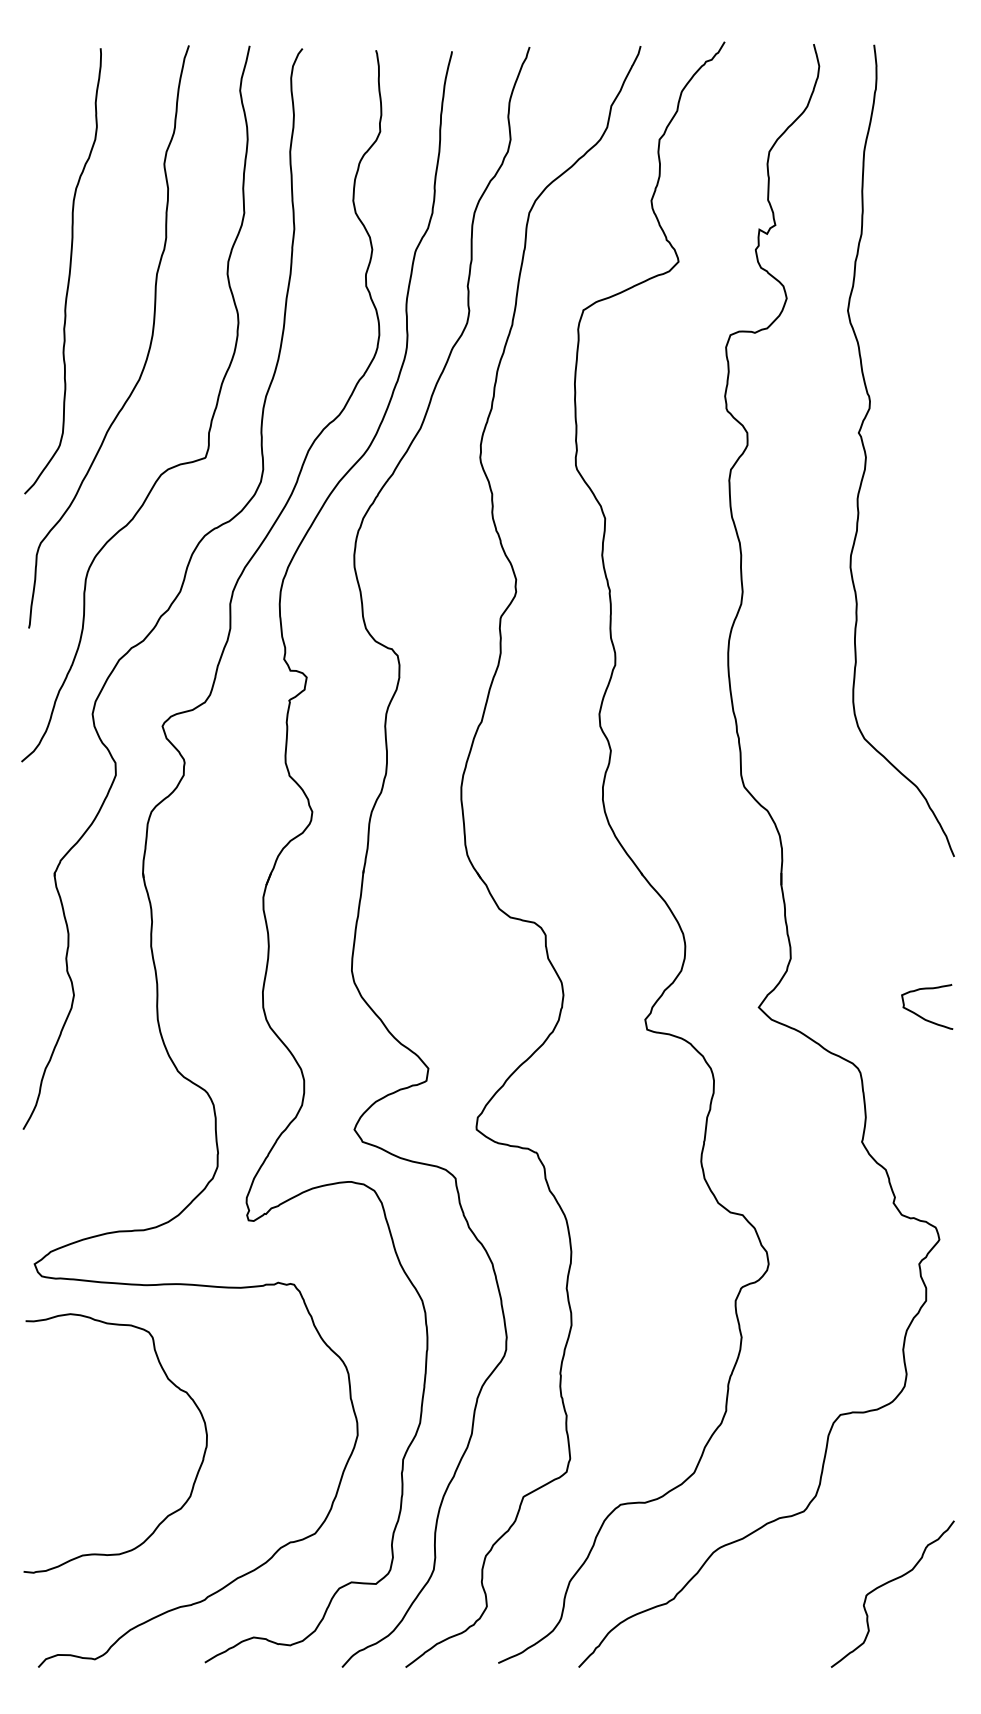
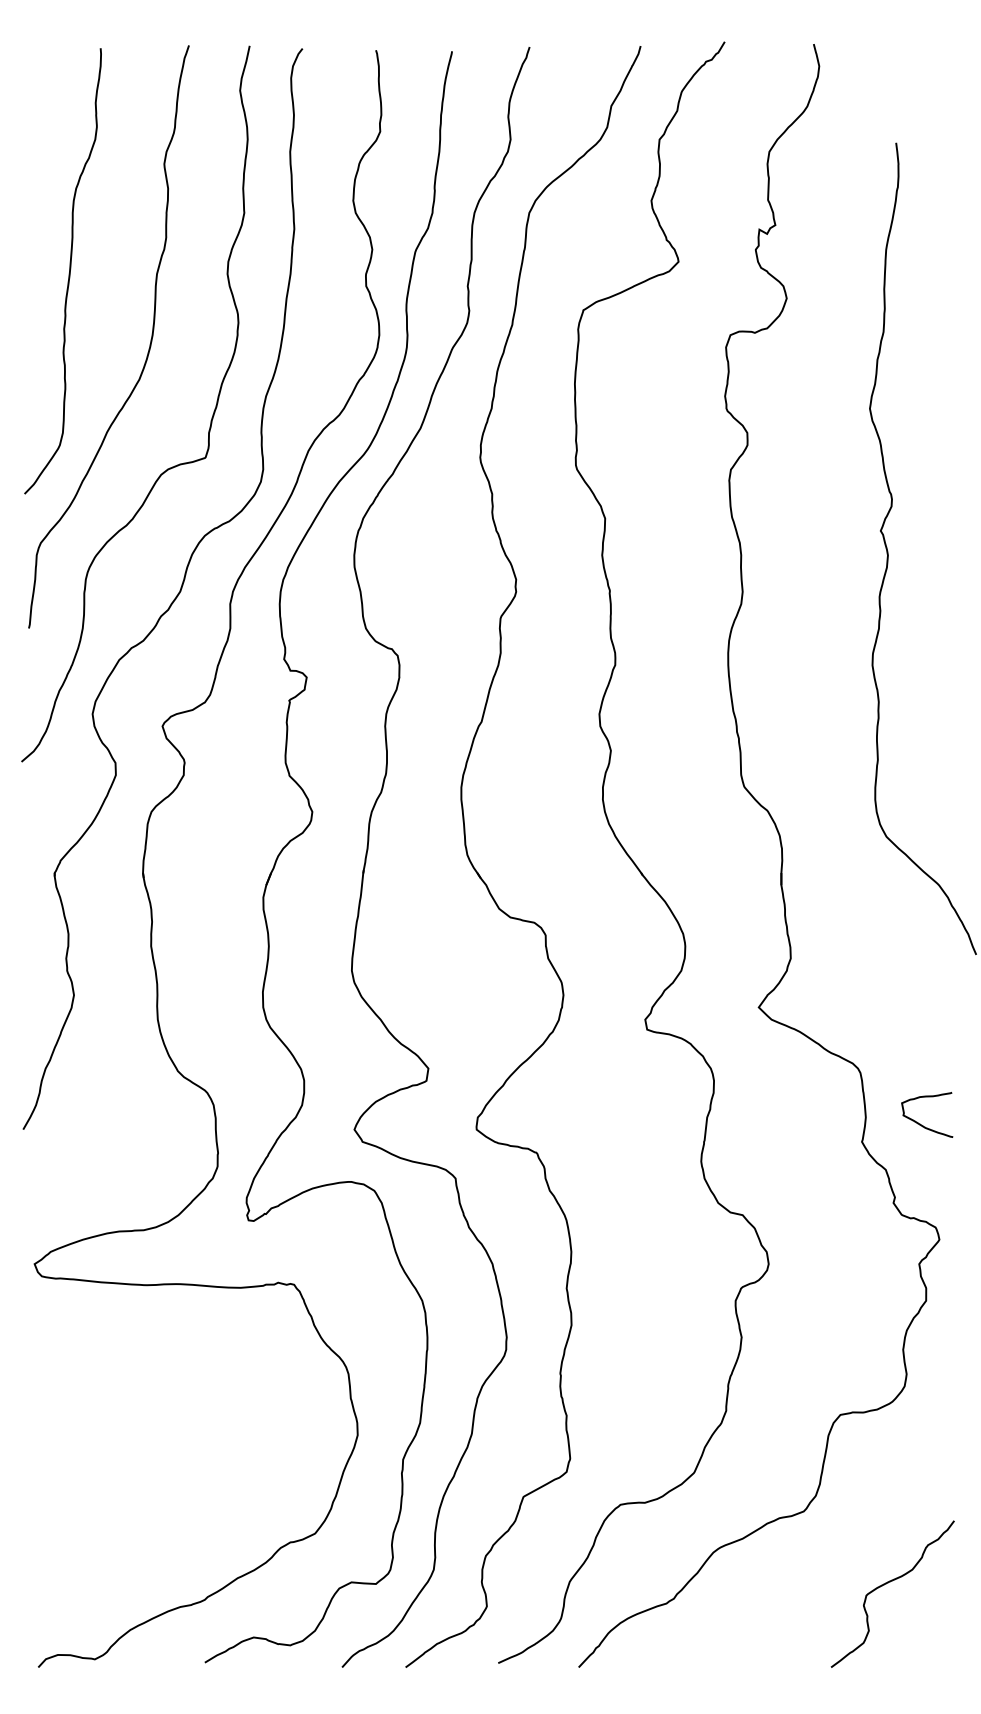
curve position: (866, 453) -> (888, 551) (888, 551)
curve position: (920, 1015) -> (920, 1123) (920, 1123)
curve: present -> none (173, 1385)
